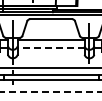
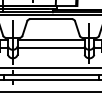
line: dashed -> solid (50, 48)
line: dashed -> solid (51, 91)
